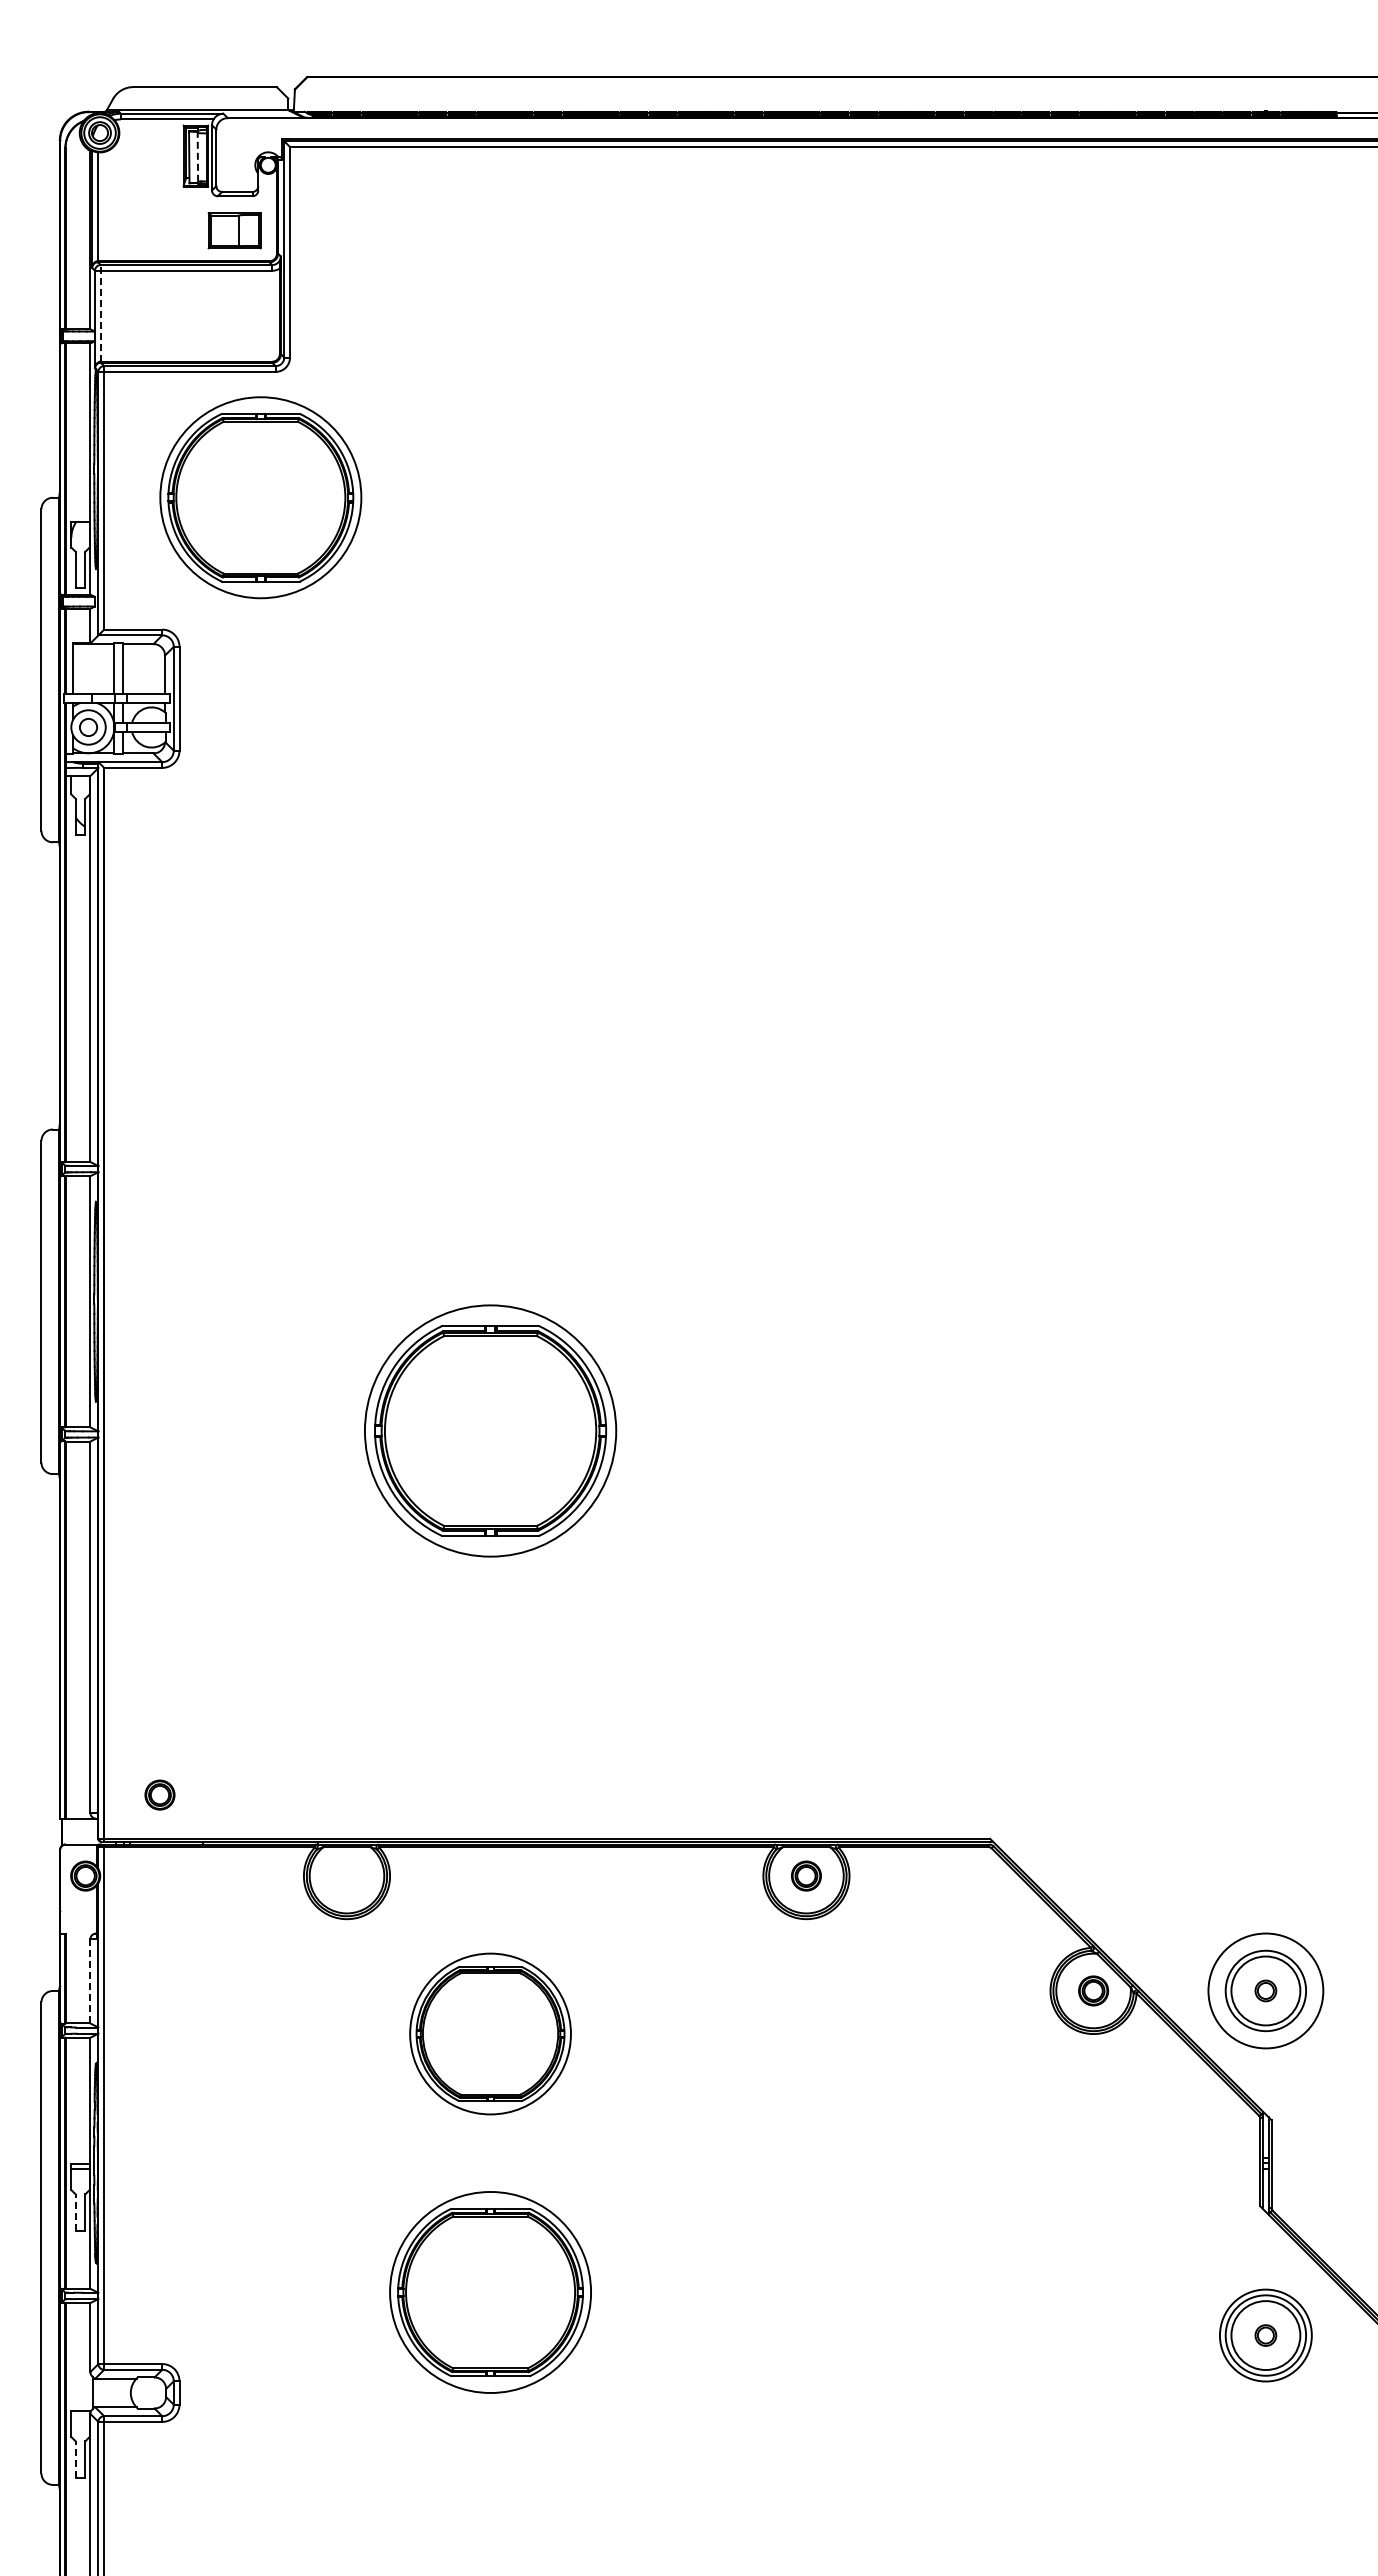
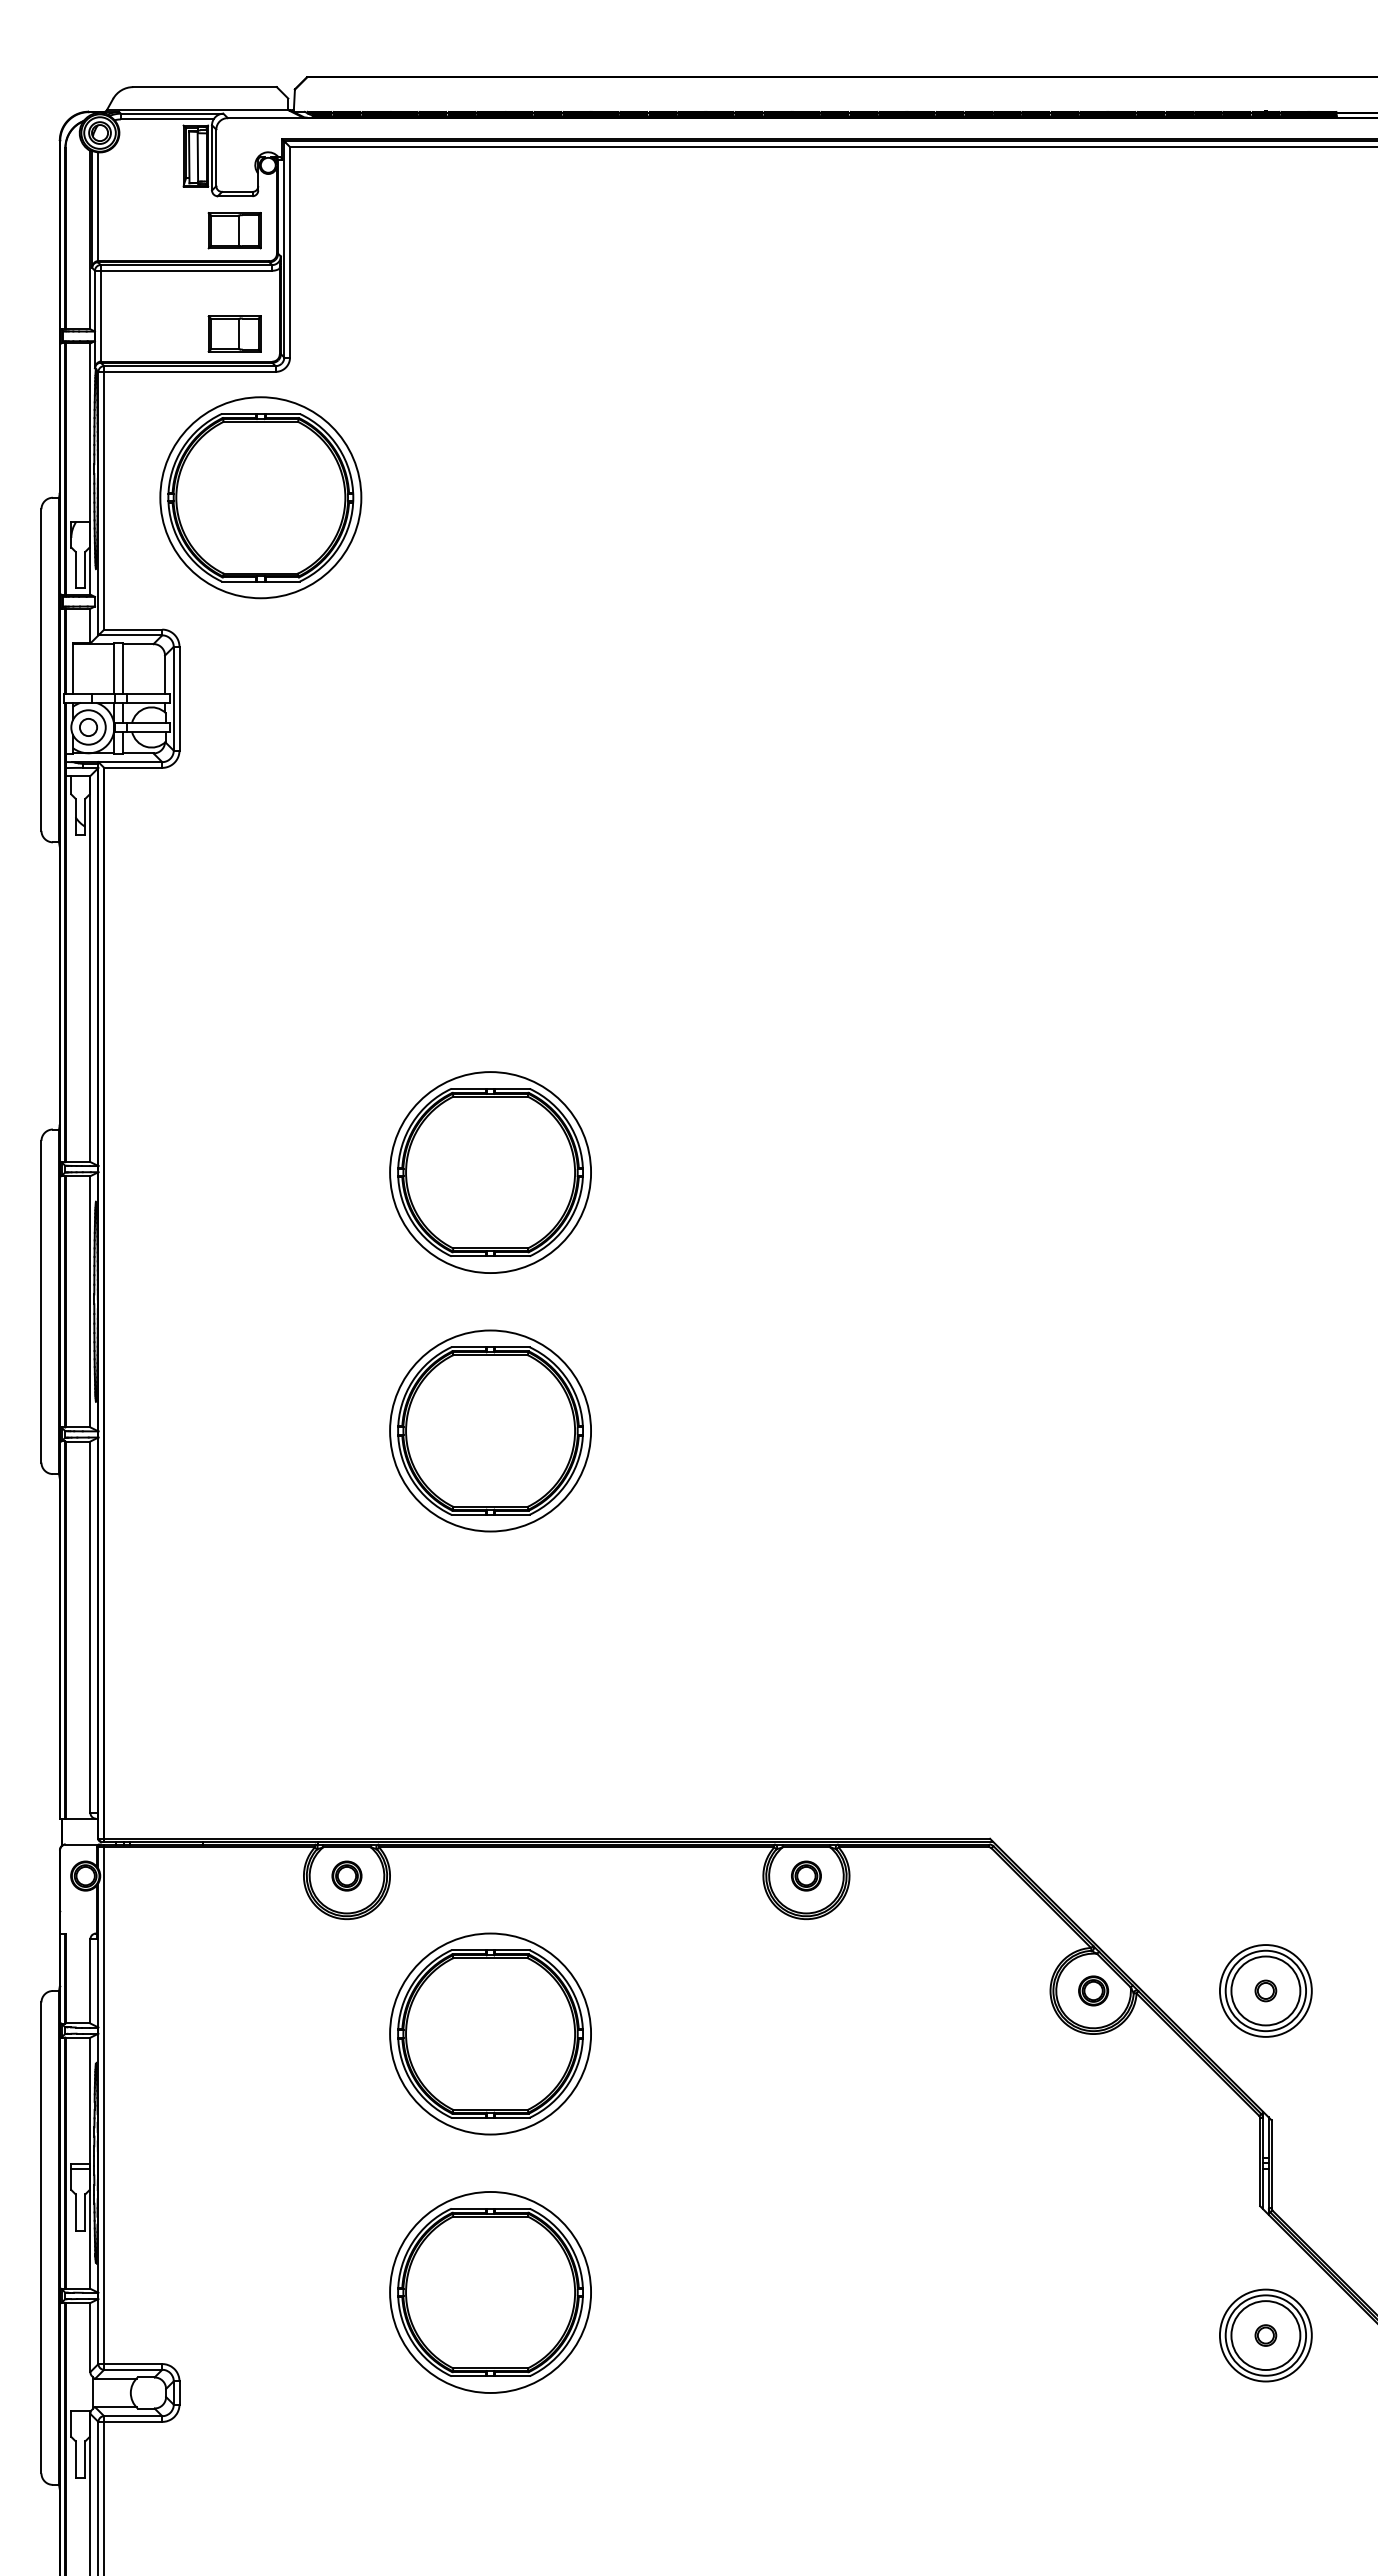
line: dashed -> solid (197, 156)
line: dashed -> solid (100, 312)
part: none -> present (234, 333)
part: none -> present (490, 1172)
part size: 254x254 px -> 203x204 px (490, 1430)
part position: (159, 1794) -> (346, 1875) (346, 1875)
line: dashed -> solid (90, 1981)
circle diameter: 115 px -> 92 px (1265, 1990)
part size: 163x164 px -> 203x204 px (490, 2033)
line: dashed -> solid (75, 2212)
line: dashed -> solid (75, 2458)
